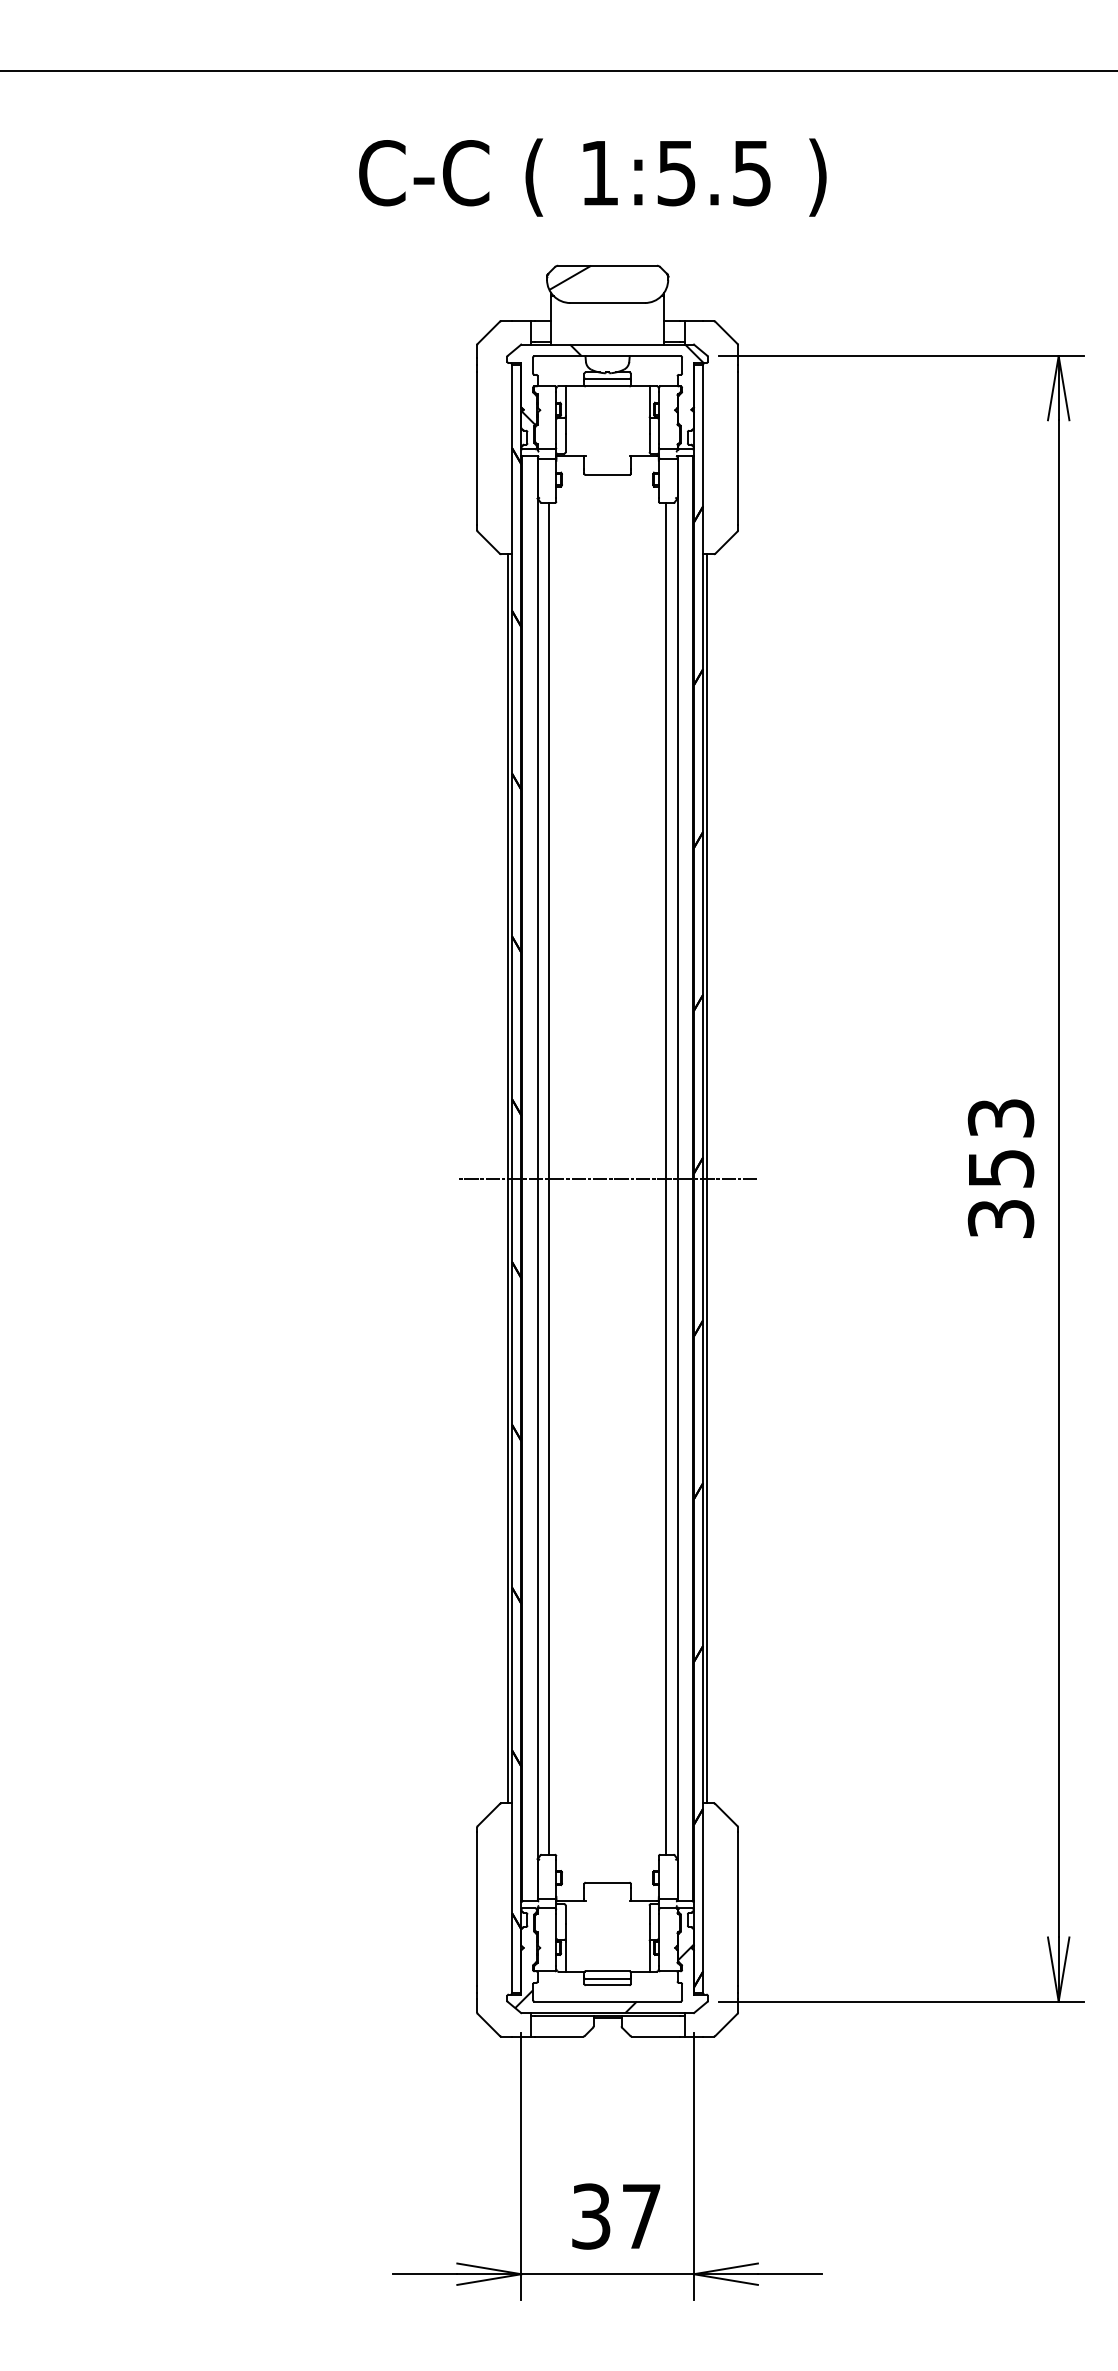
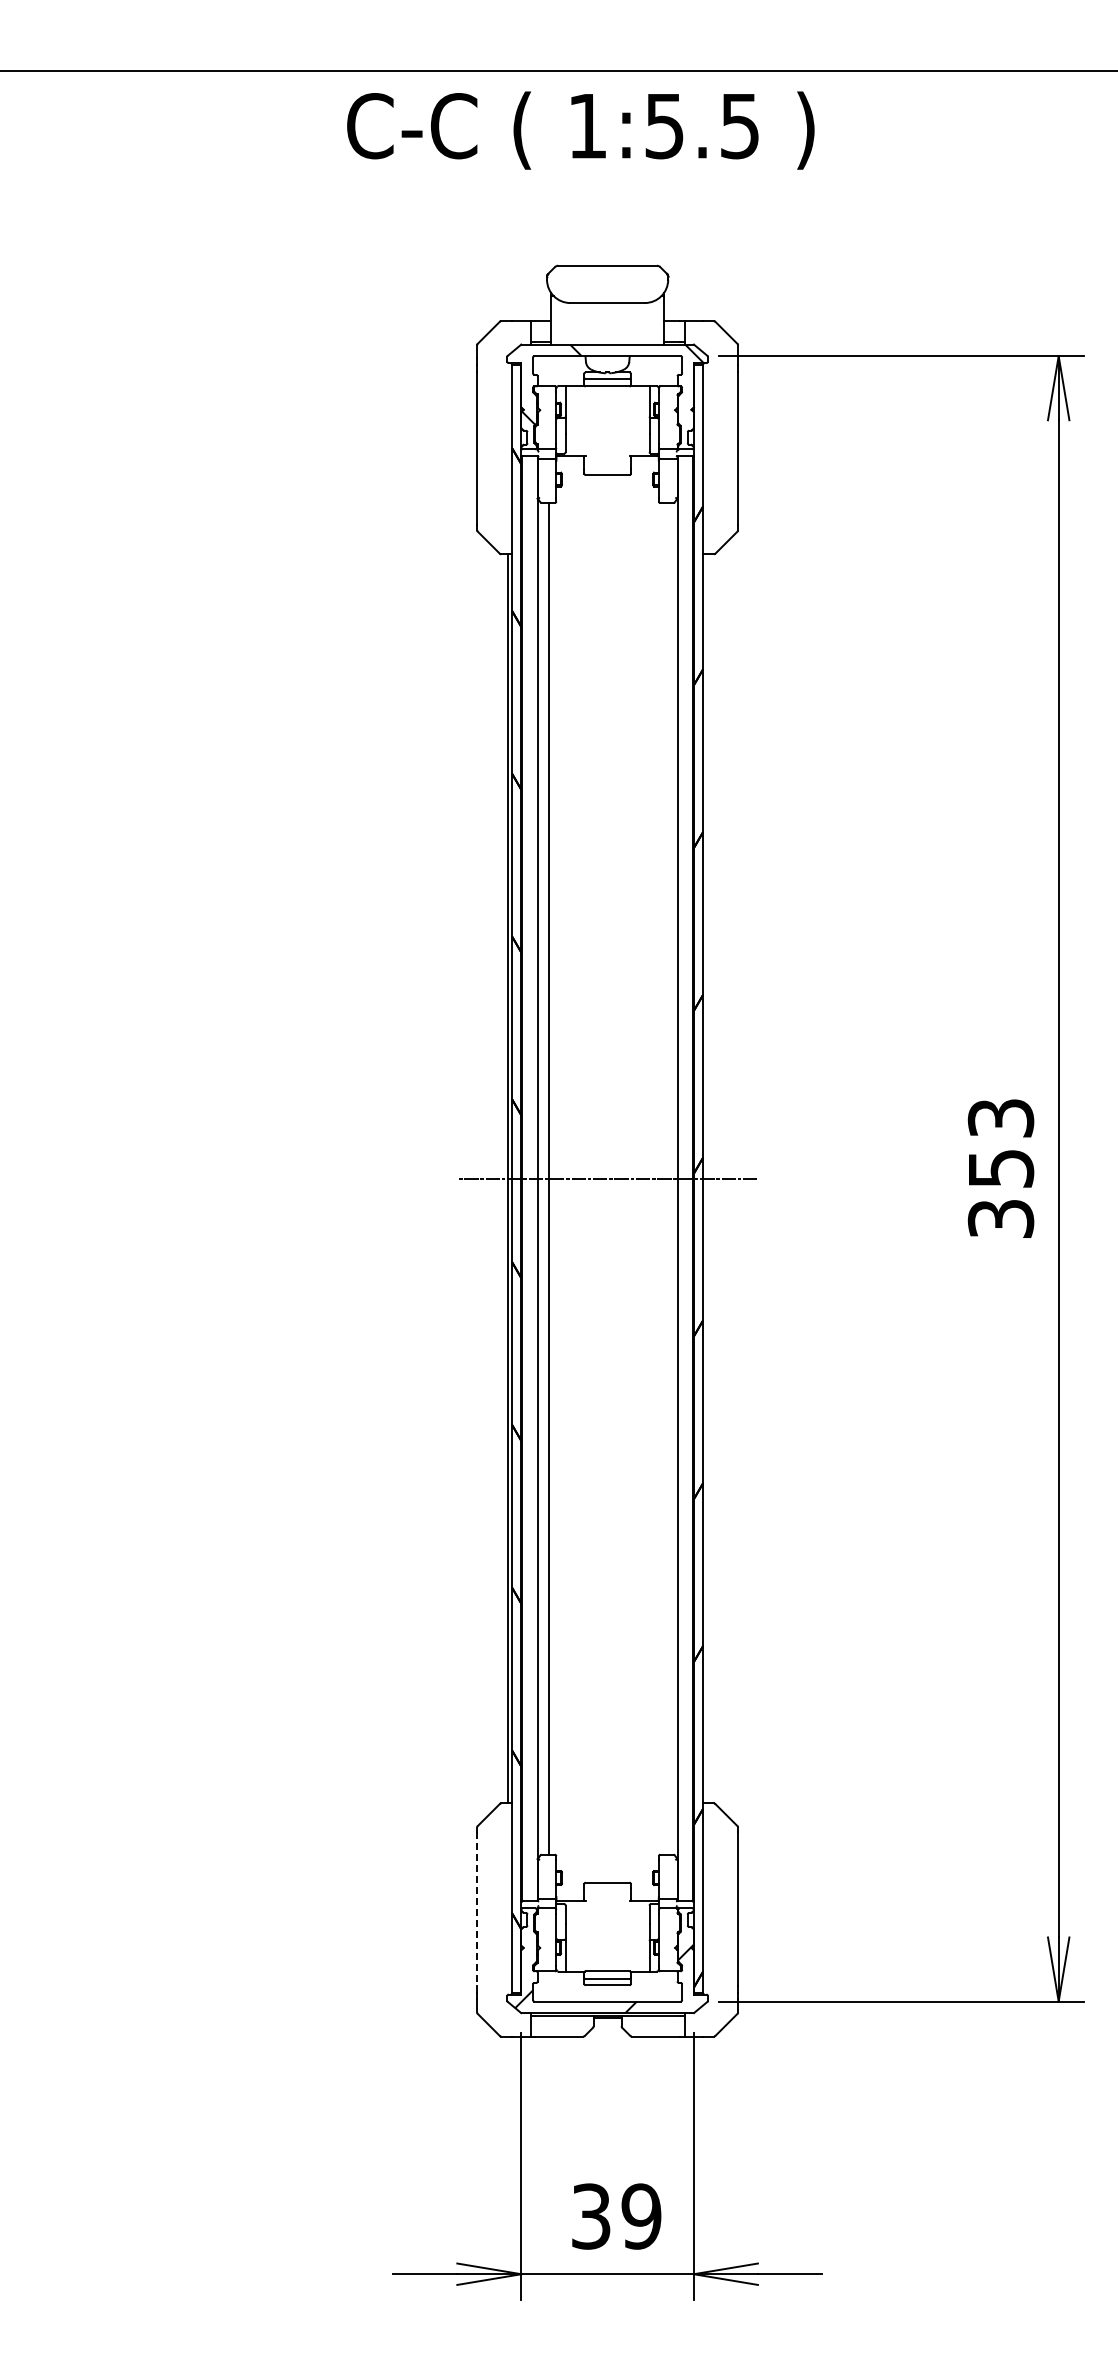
text position: (592, 177) -> (580, 130) (580, 130)
hatch: present -> none (570, 277)
line: present -> none (665, 1178)
line: present -> none (706, 1178)
line: solid -> dashed (477, 1909)
text: 37 -> 39 (641, 2216)
